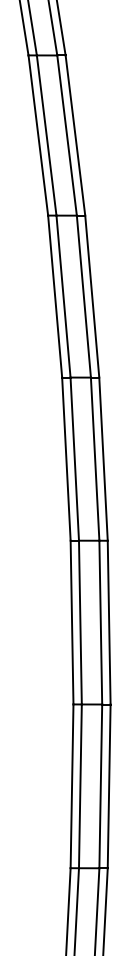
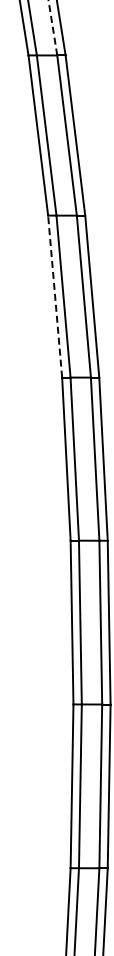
line: solid -> dashed (52, 27)
line: solid -> dashed (55, 296)
